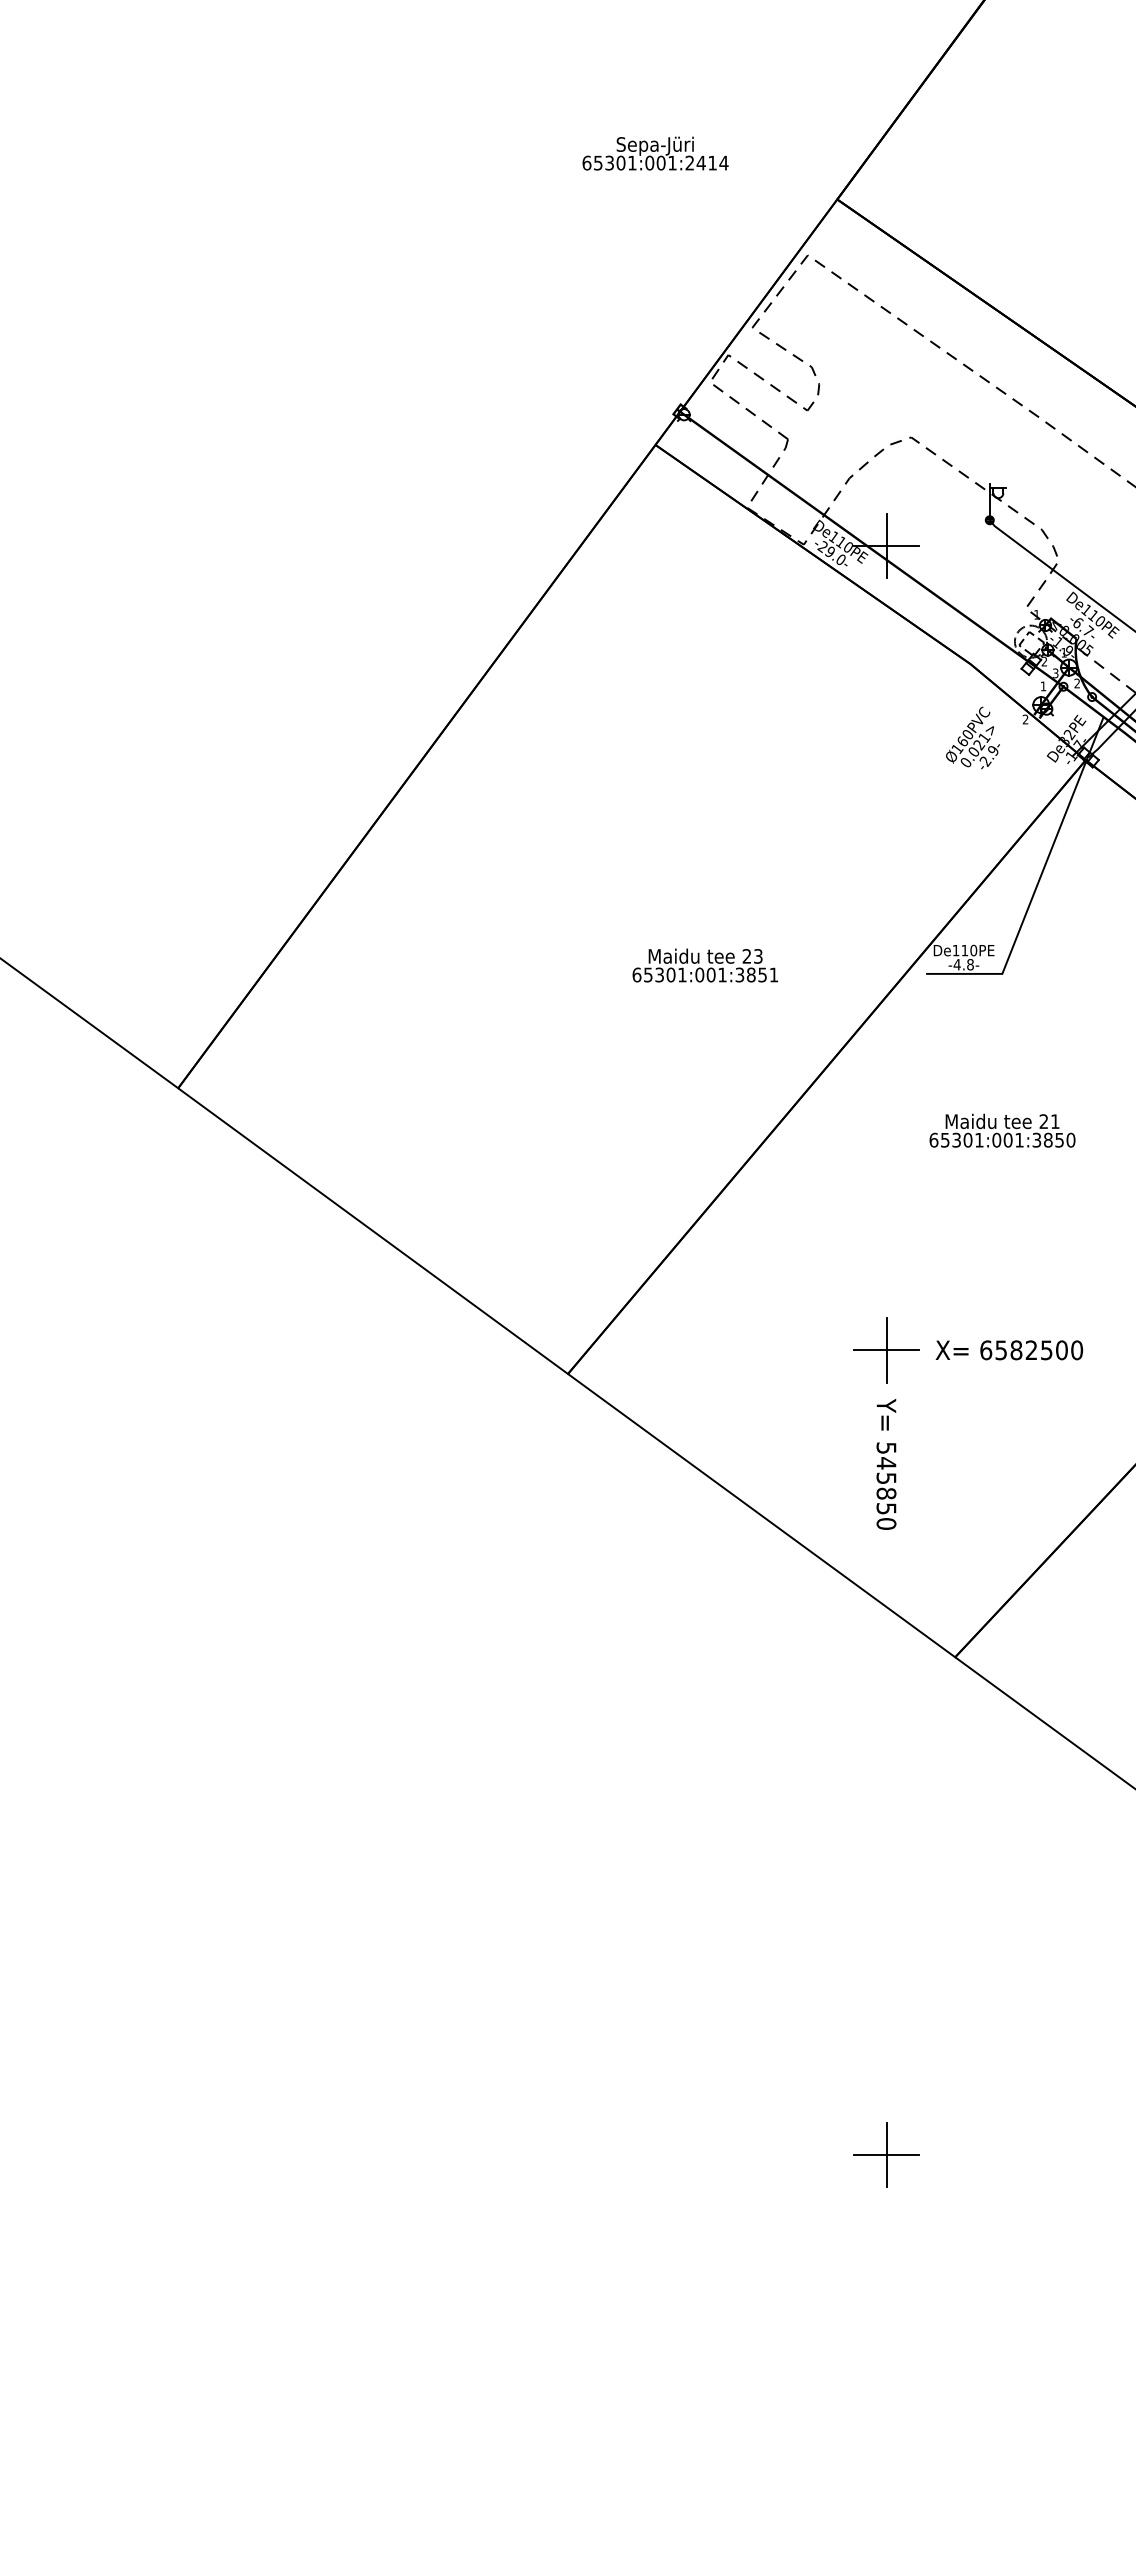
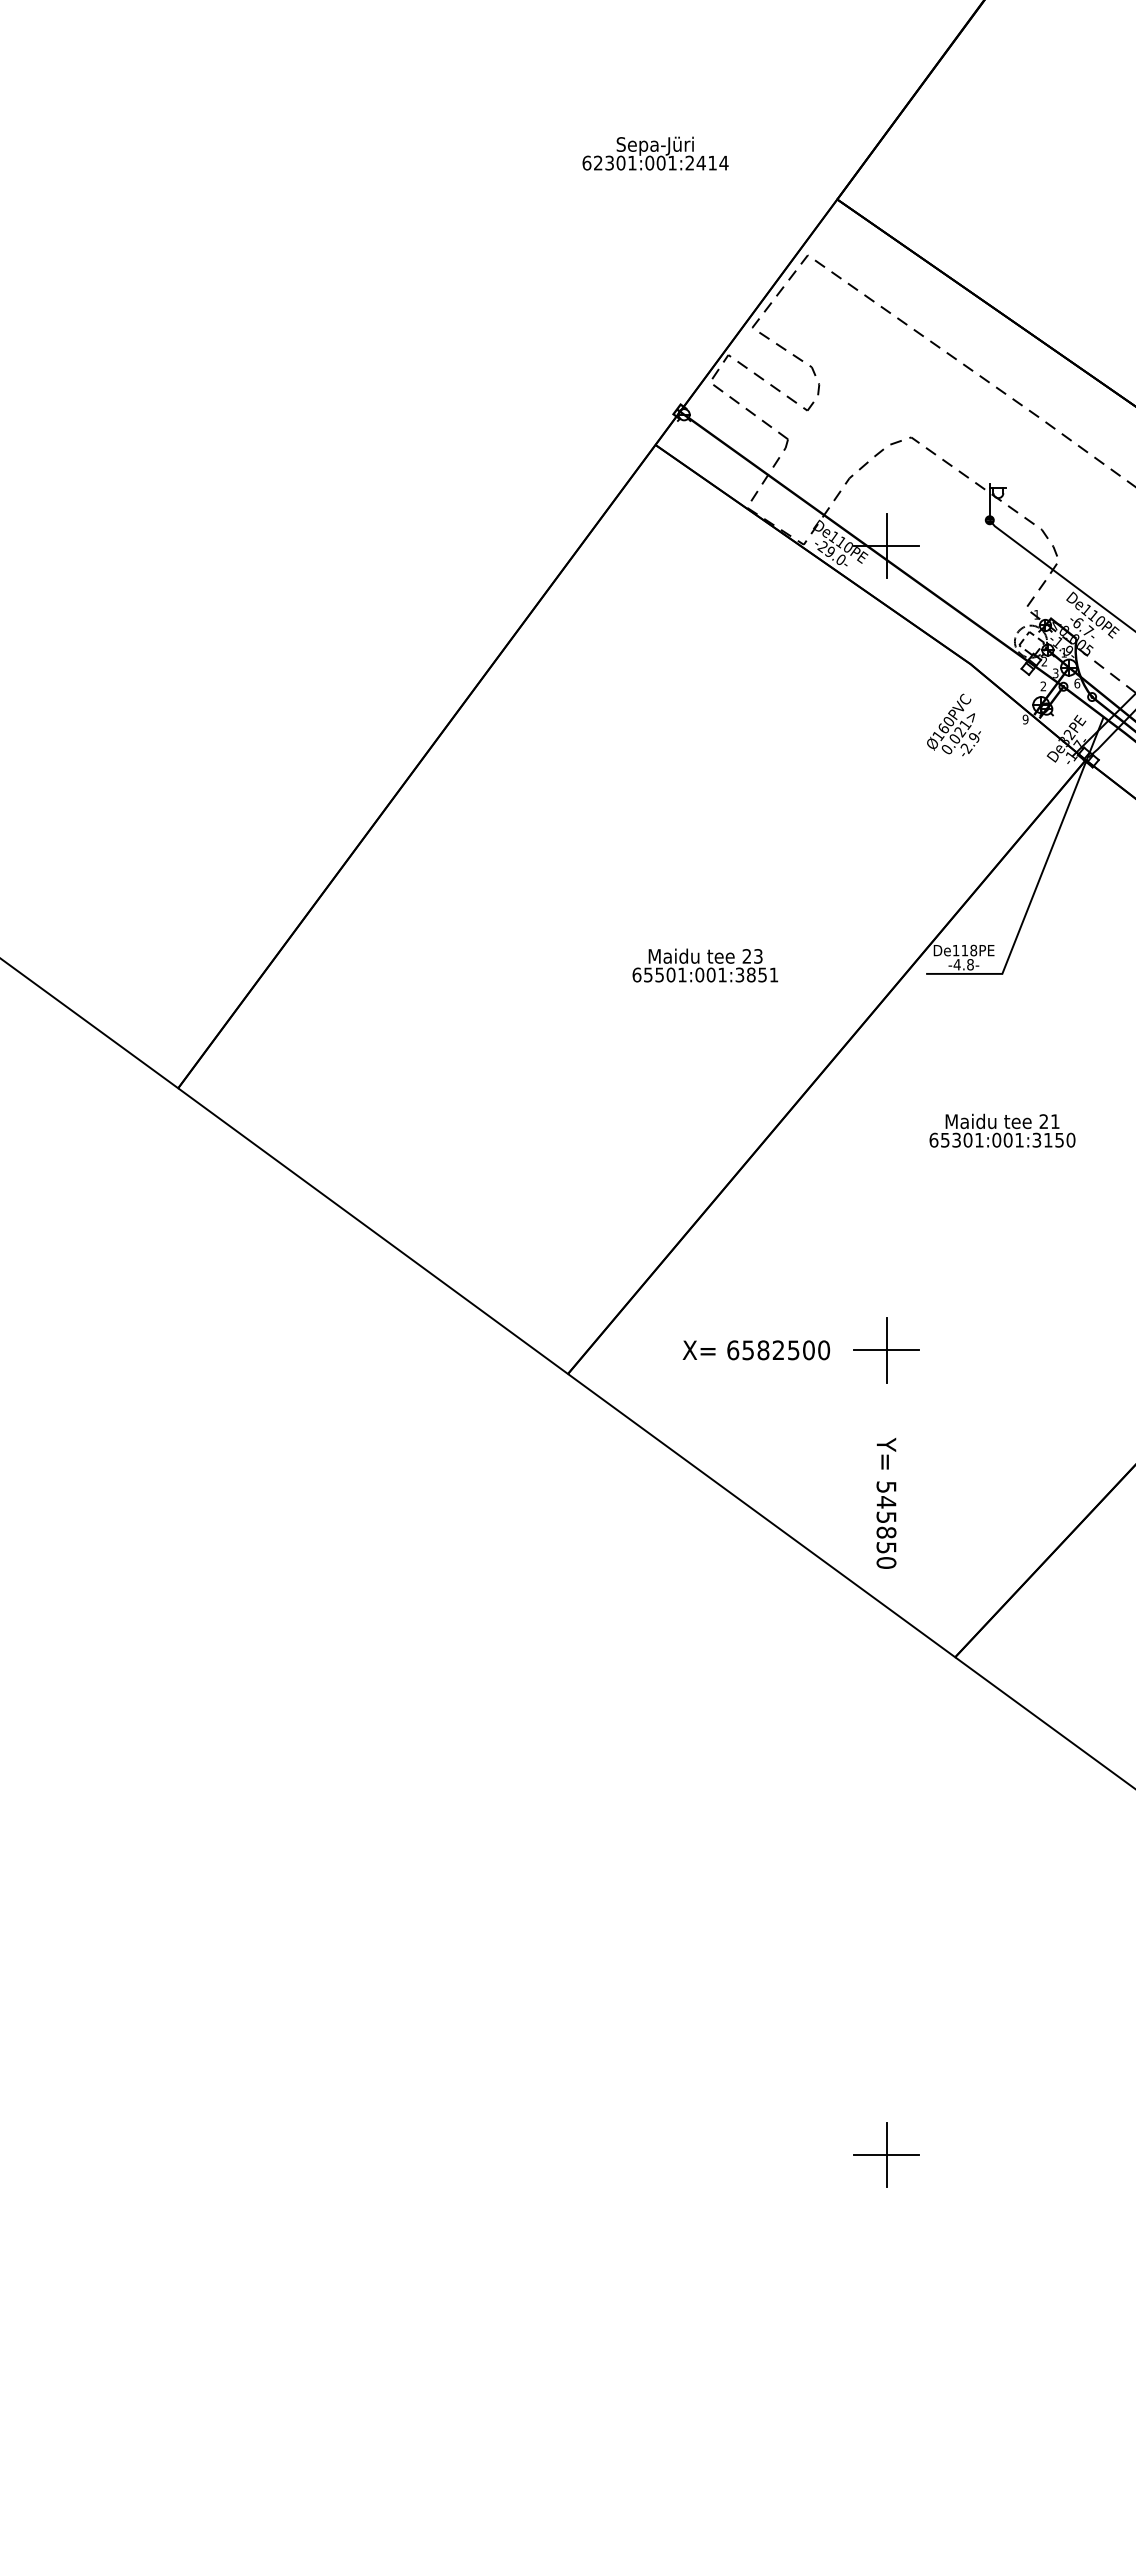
text: 65301:001:2414 -> 62301:001:2414 (598, 162)
text: 2 -> 6 (1077, 683)
text: 1 -> 2 (1042, 686)
text: 2 -> 9 (1025, 719)
text position: (972, 737) -> (953, 724) (953, 724)
text: De110PE -> De118PE (973, 950)
text: 65301:001:3851 -> 65501:001:3851 (659, 974)
text: 65301:001:3850 -> 65301:001:3150 (1047, 1139)
text position: (1009, 1350) -> (756, 1350) (756, 1350)
text position: (886, 1464) -> (886, 1503) (886, 1503)
